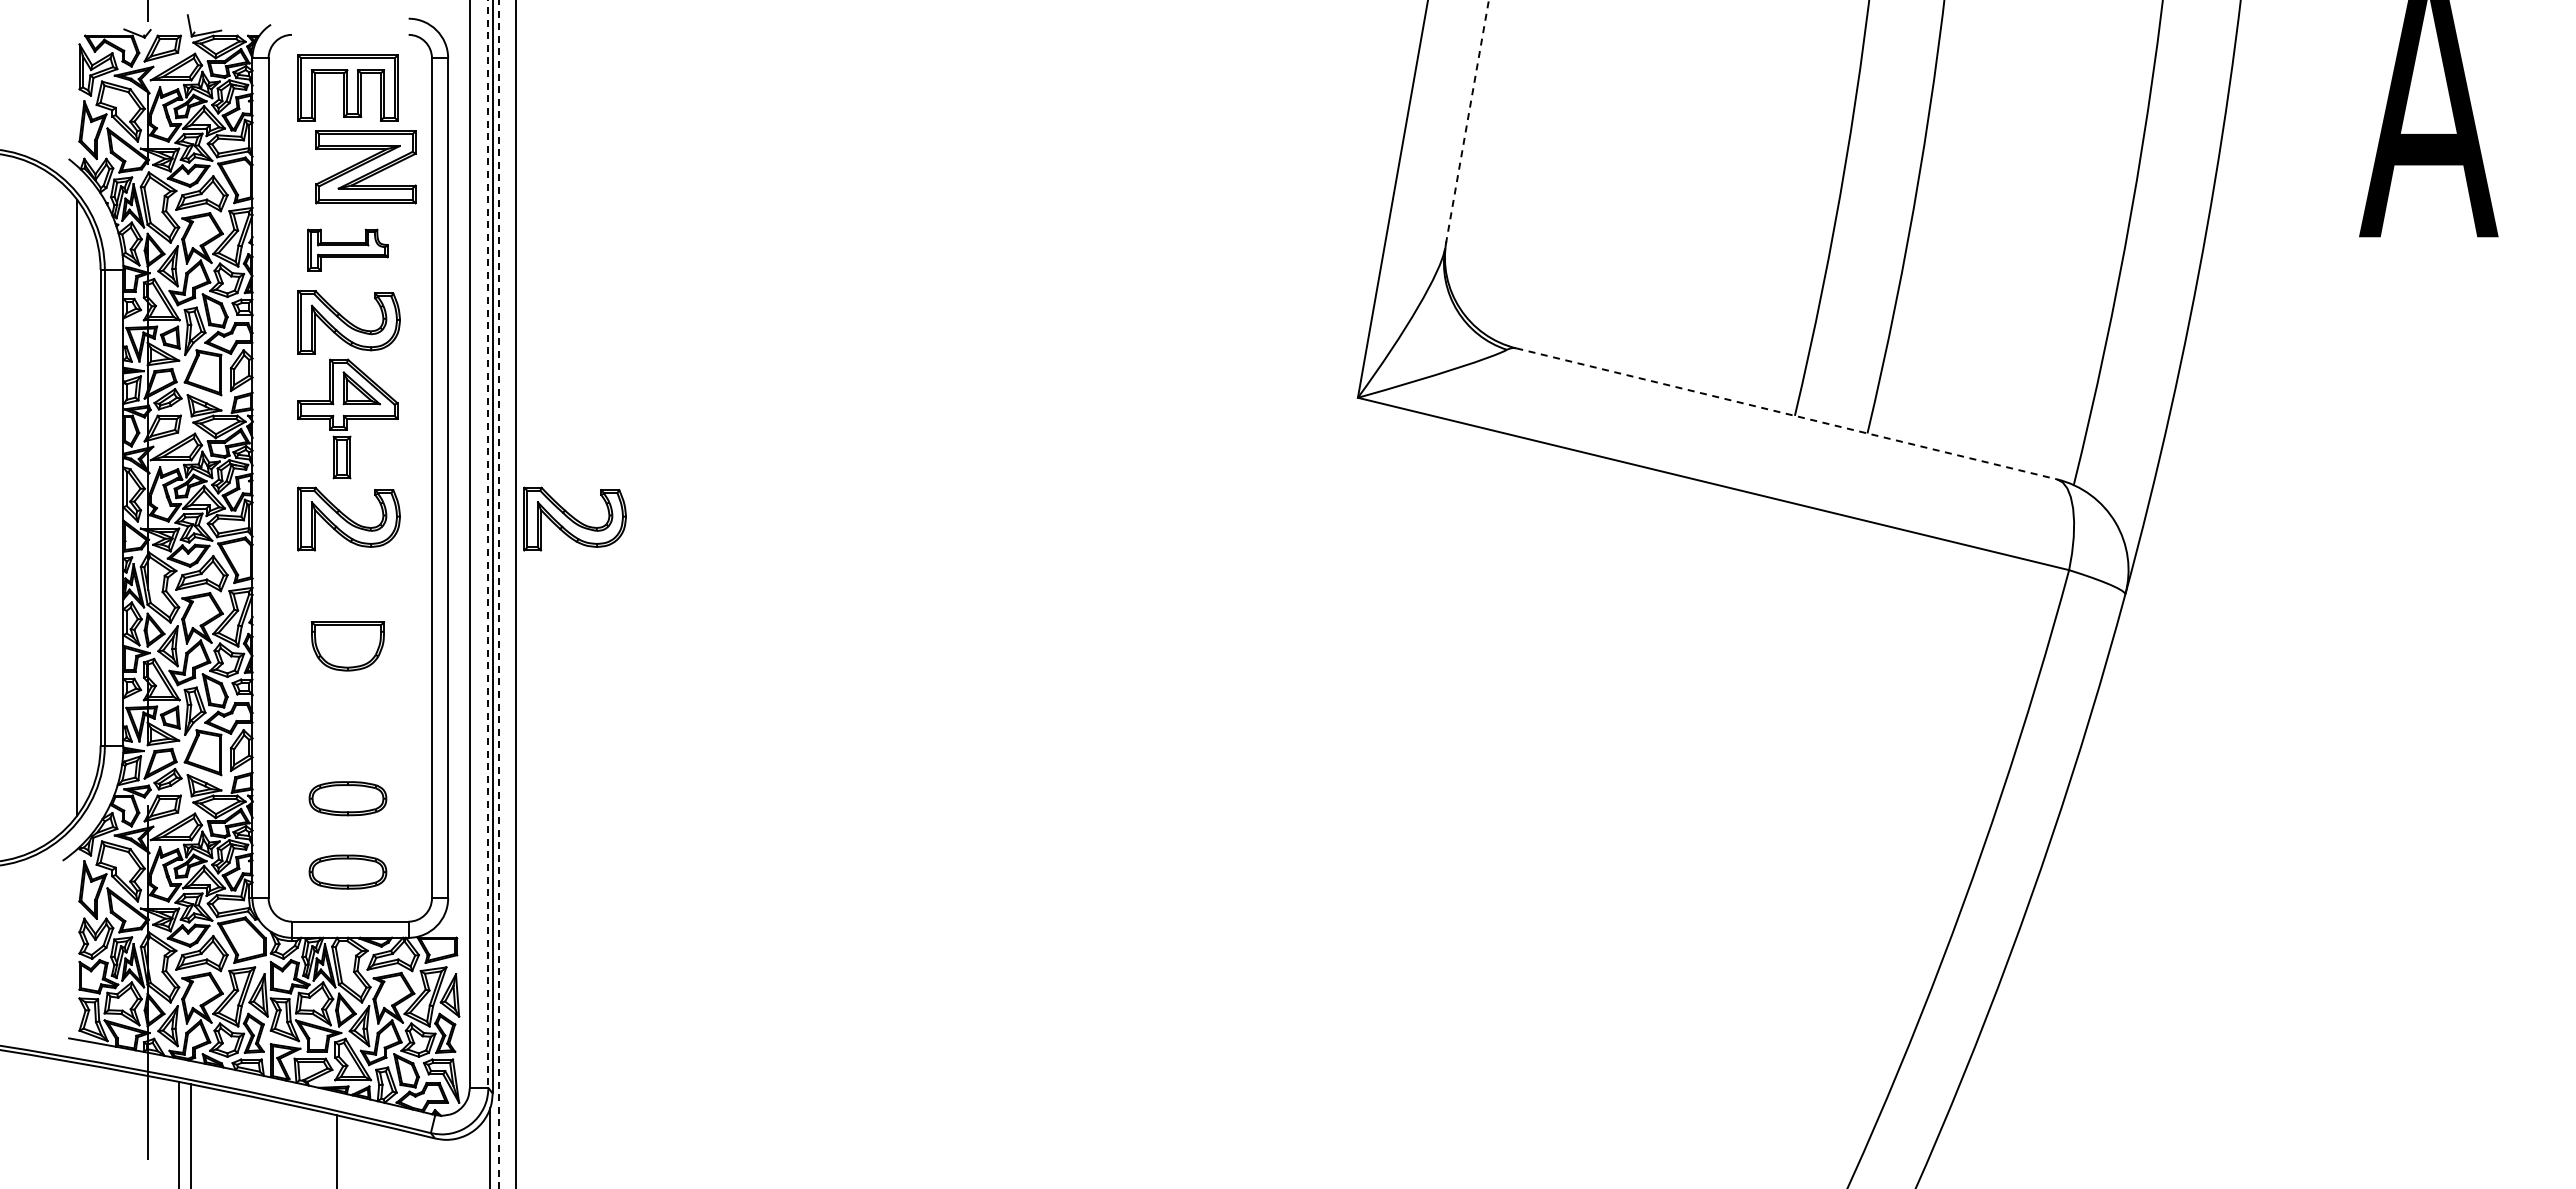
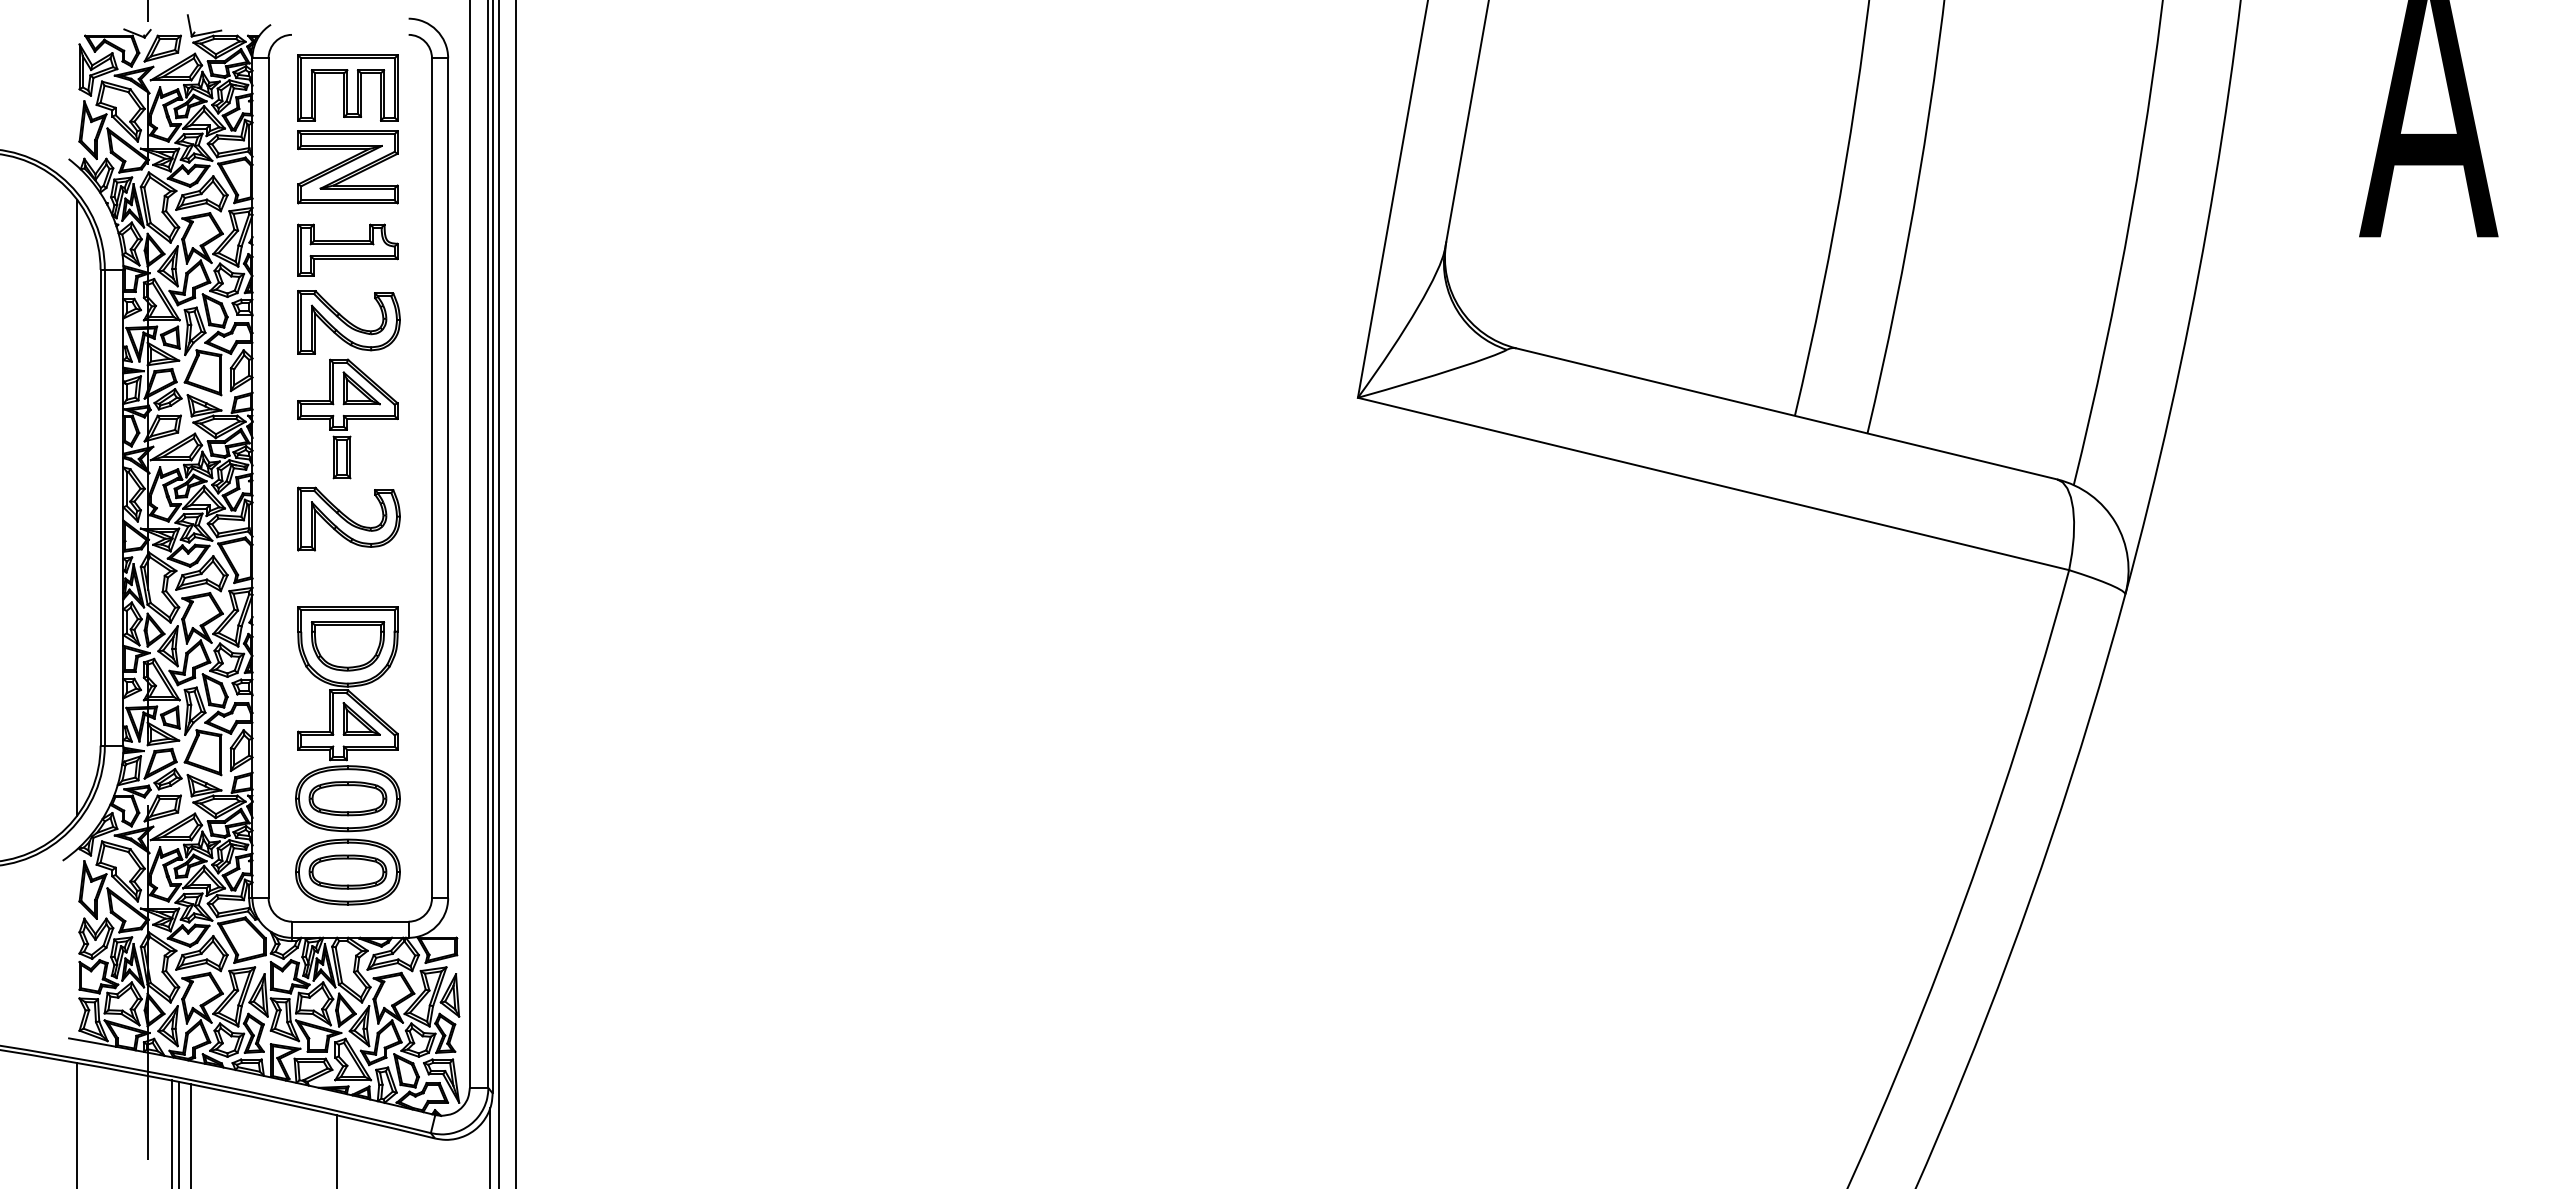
line: dashed -> solid (1466, 124)
part position: (365, 167) -> (347, 167) (347, 167)
part size: 82x44 px -> 102x54 px (347, 249)
line: dashed -> solid (1787, 414)
part: present -> none (574, 518)
line: dashed -> solid (488, 544)
line: dashed -> solid (499, 594)
part: none -> present (347, 755)
line: none -> present (77, 1123)
line: none -> present (171, 1132)
